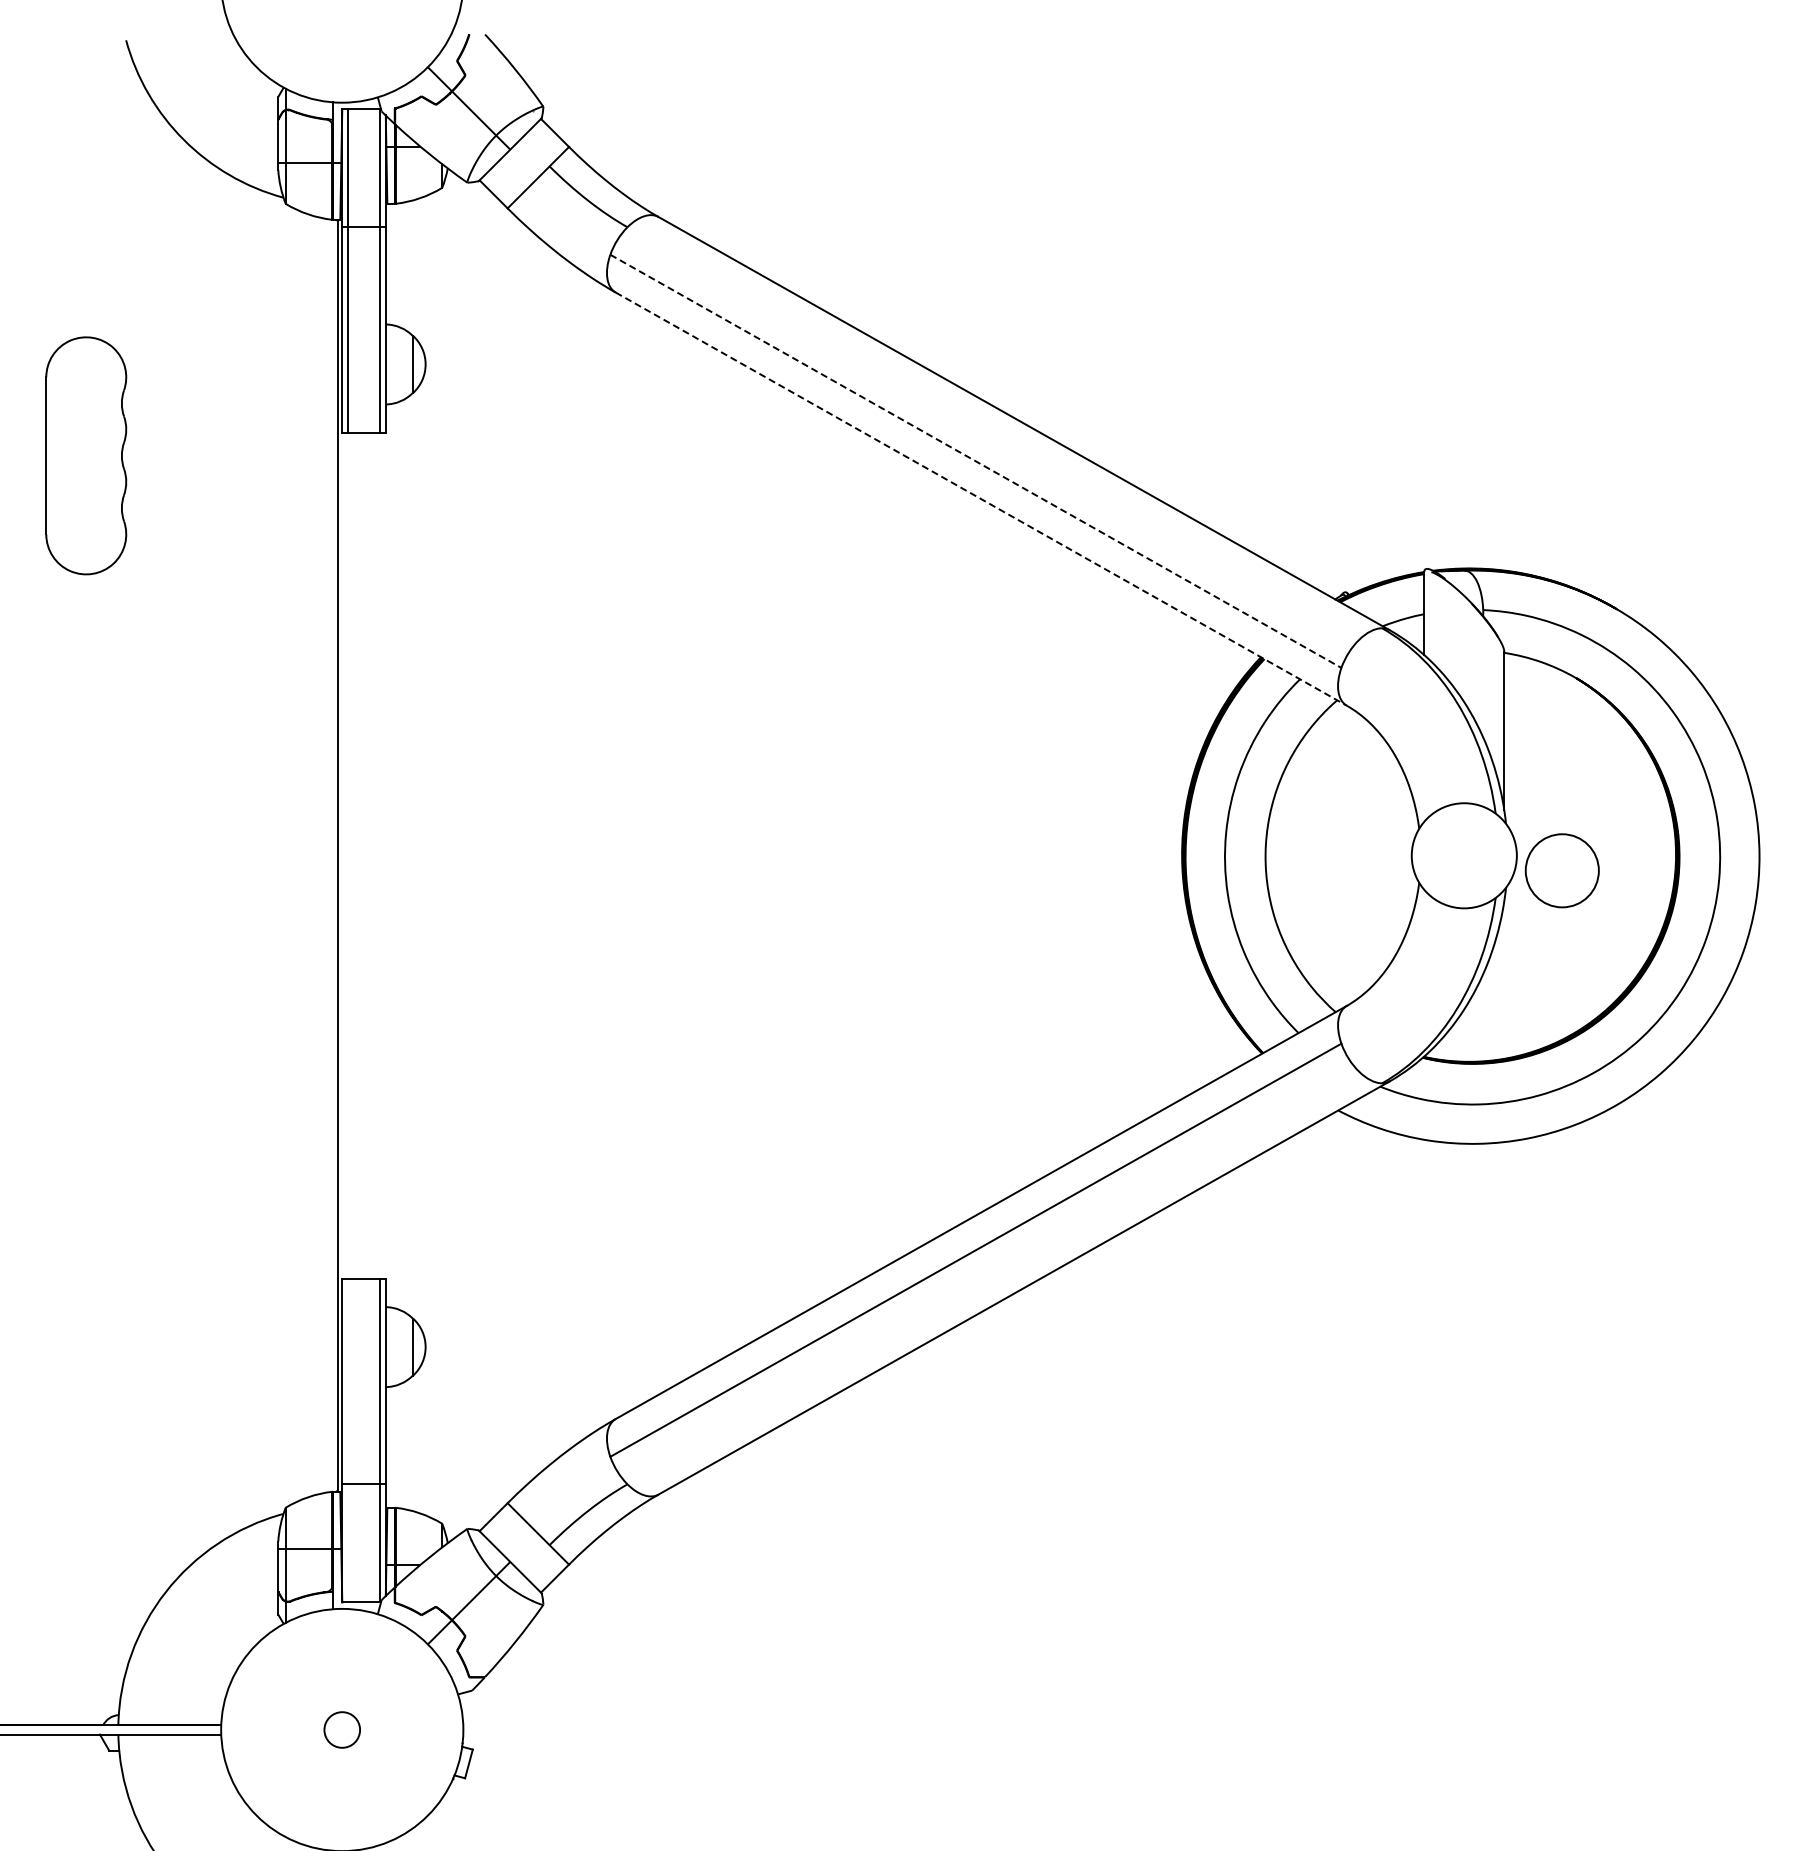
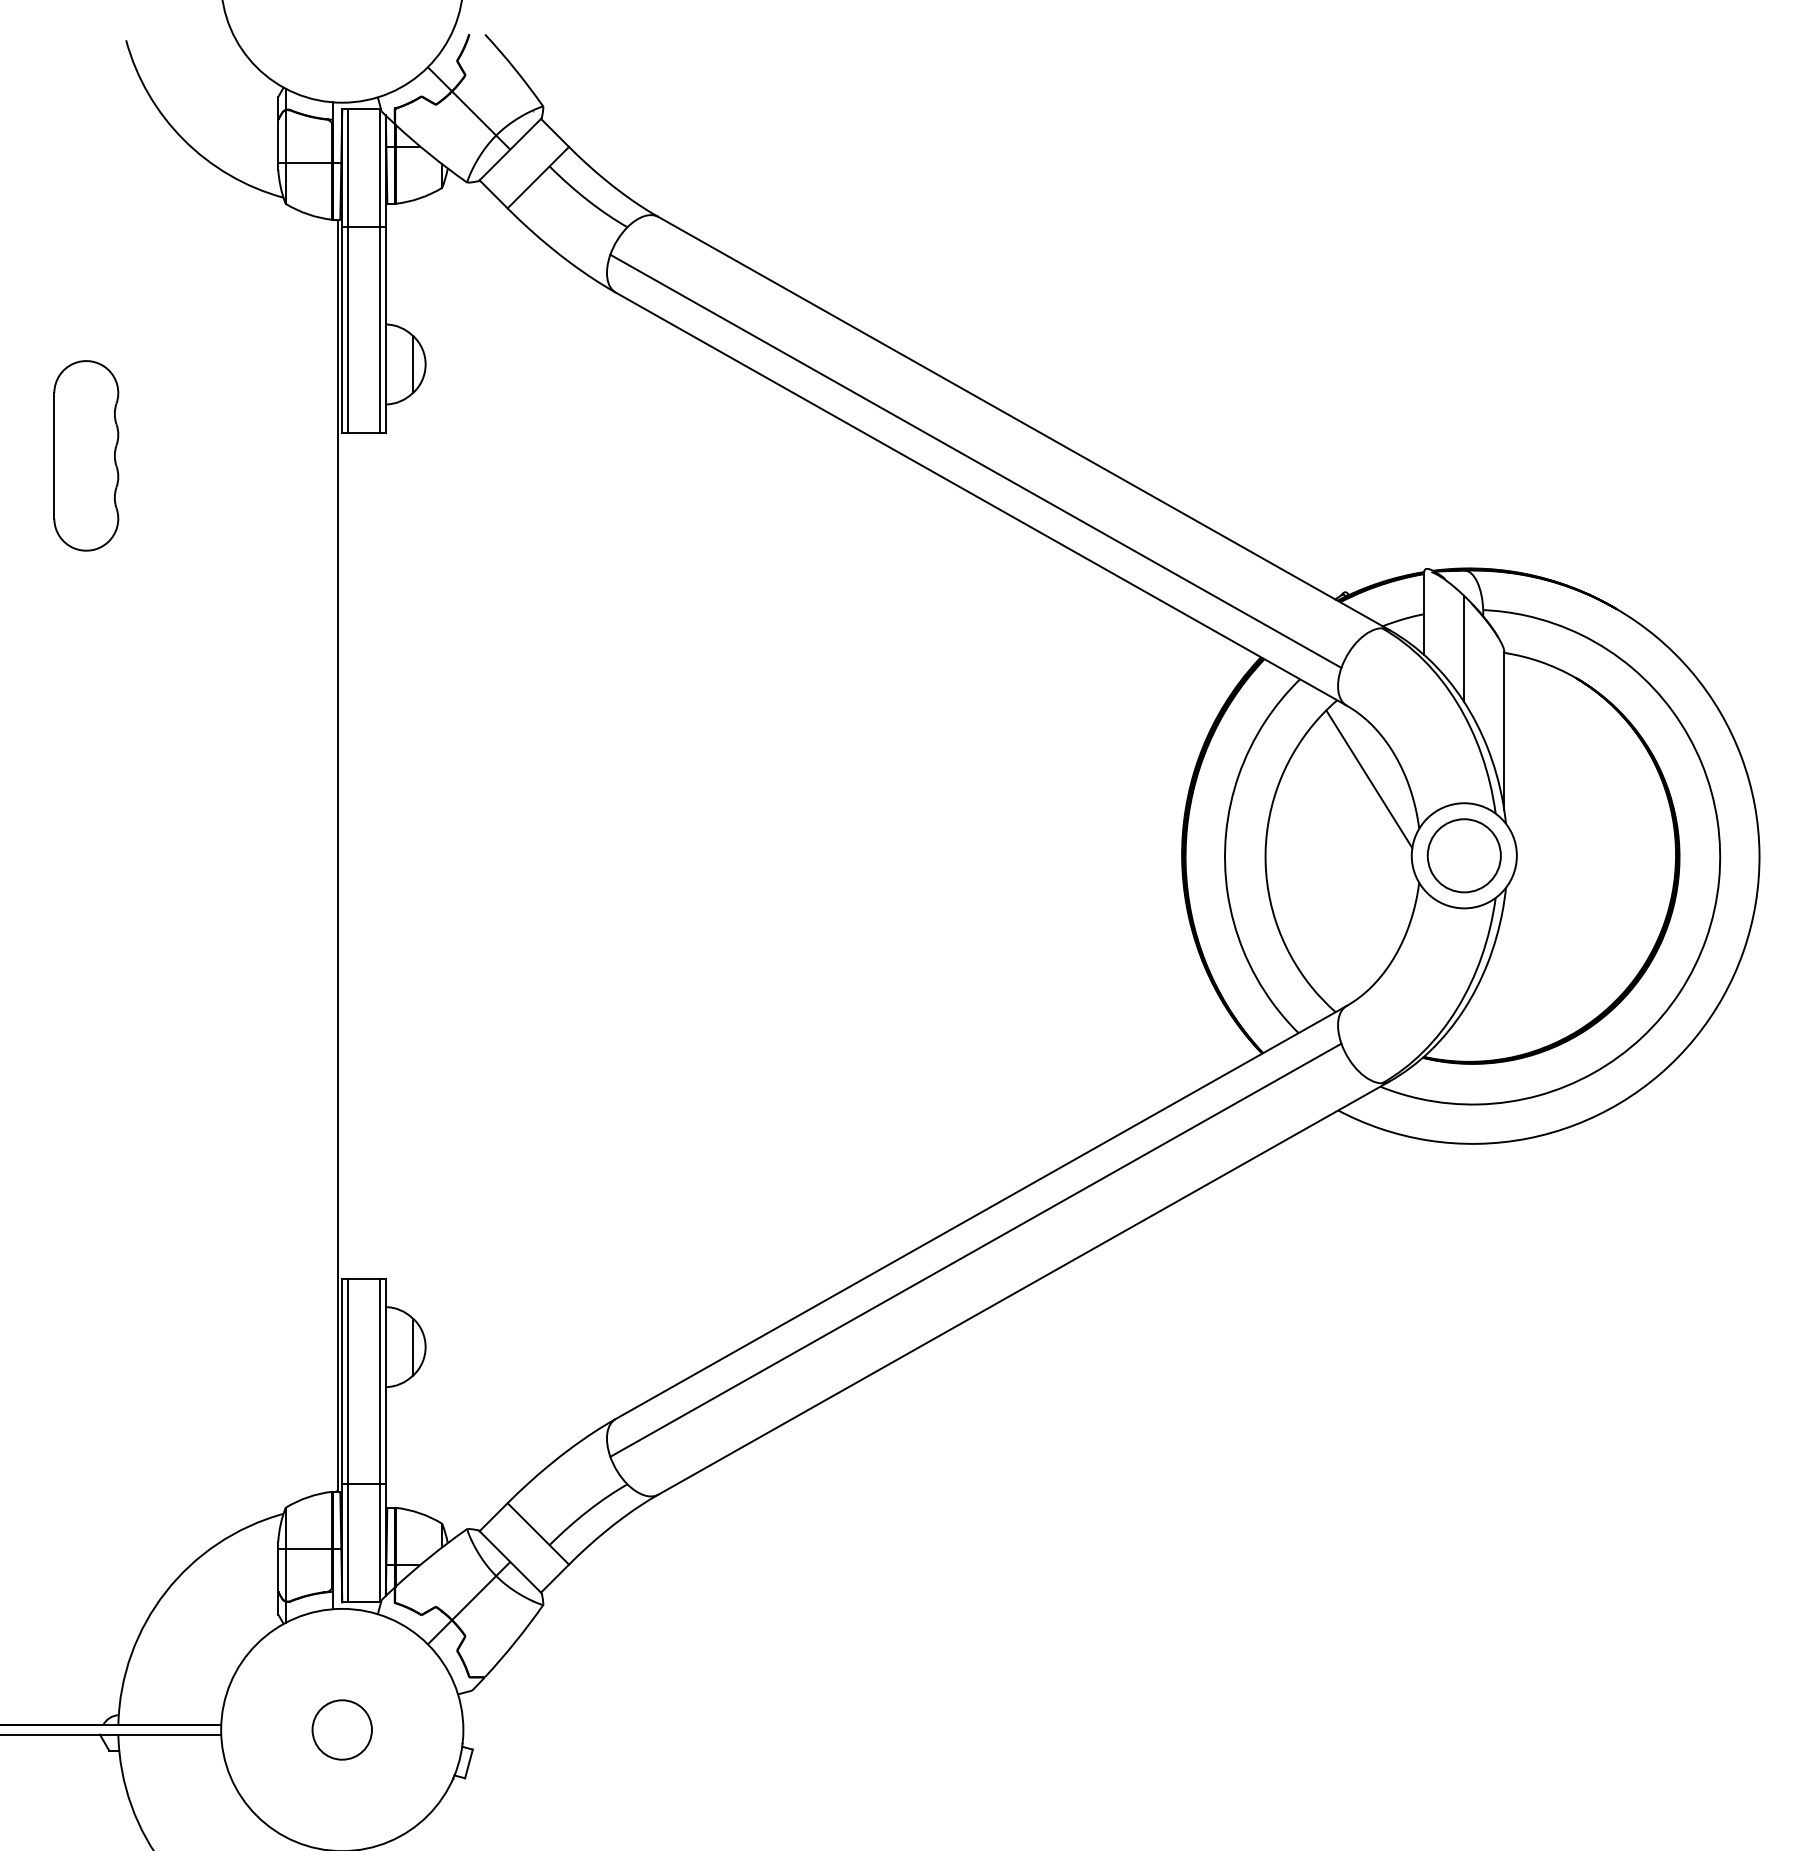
part size: 83x240 px -> 67x192 px (86, 455)
line: dashed -> solid (975, 461)
line: dashed -> solid (981, 499)
line: none -> present (1464, 649)
line: none -> present (1369, 779)
circle position: (1561, 870) -> (1463, 855) (1463, 855)
line: none -> present (347, 1440)
circle diameter: 36 px -> 59 px (341, 1729)
